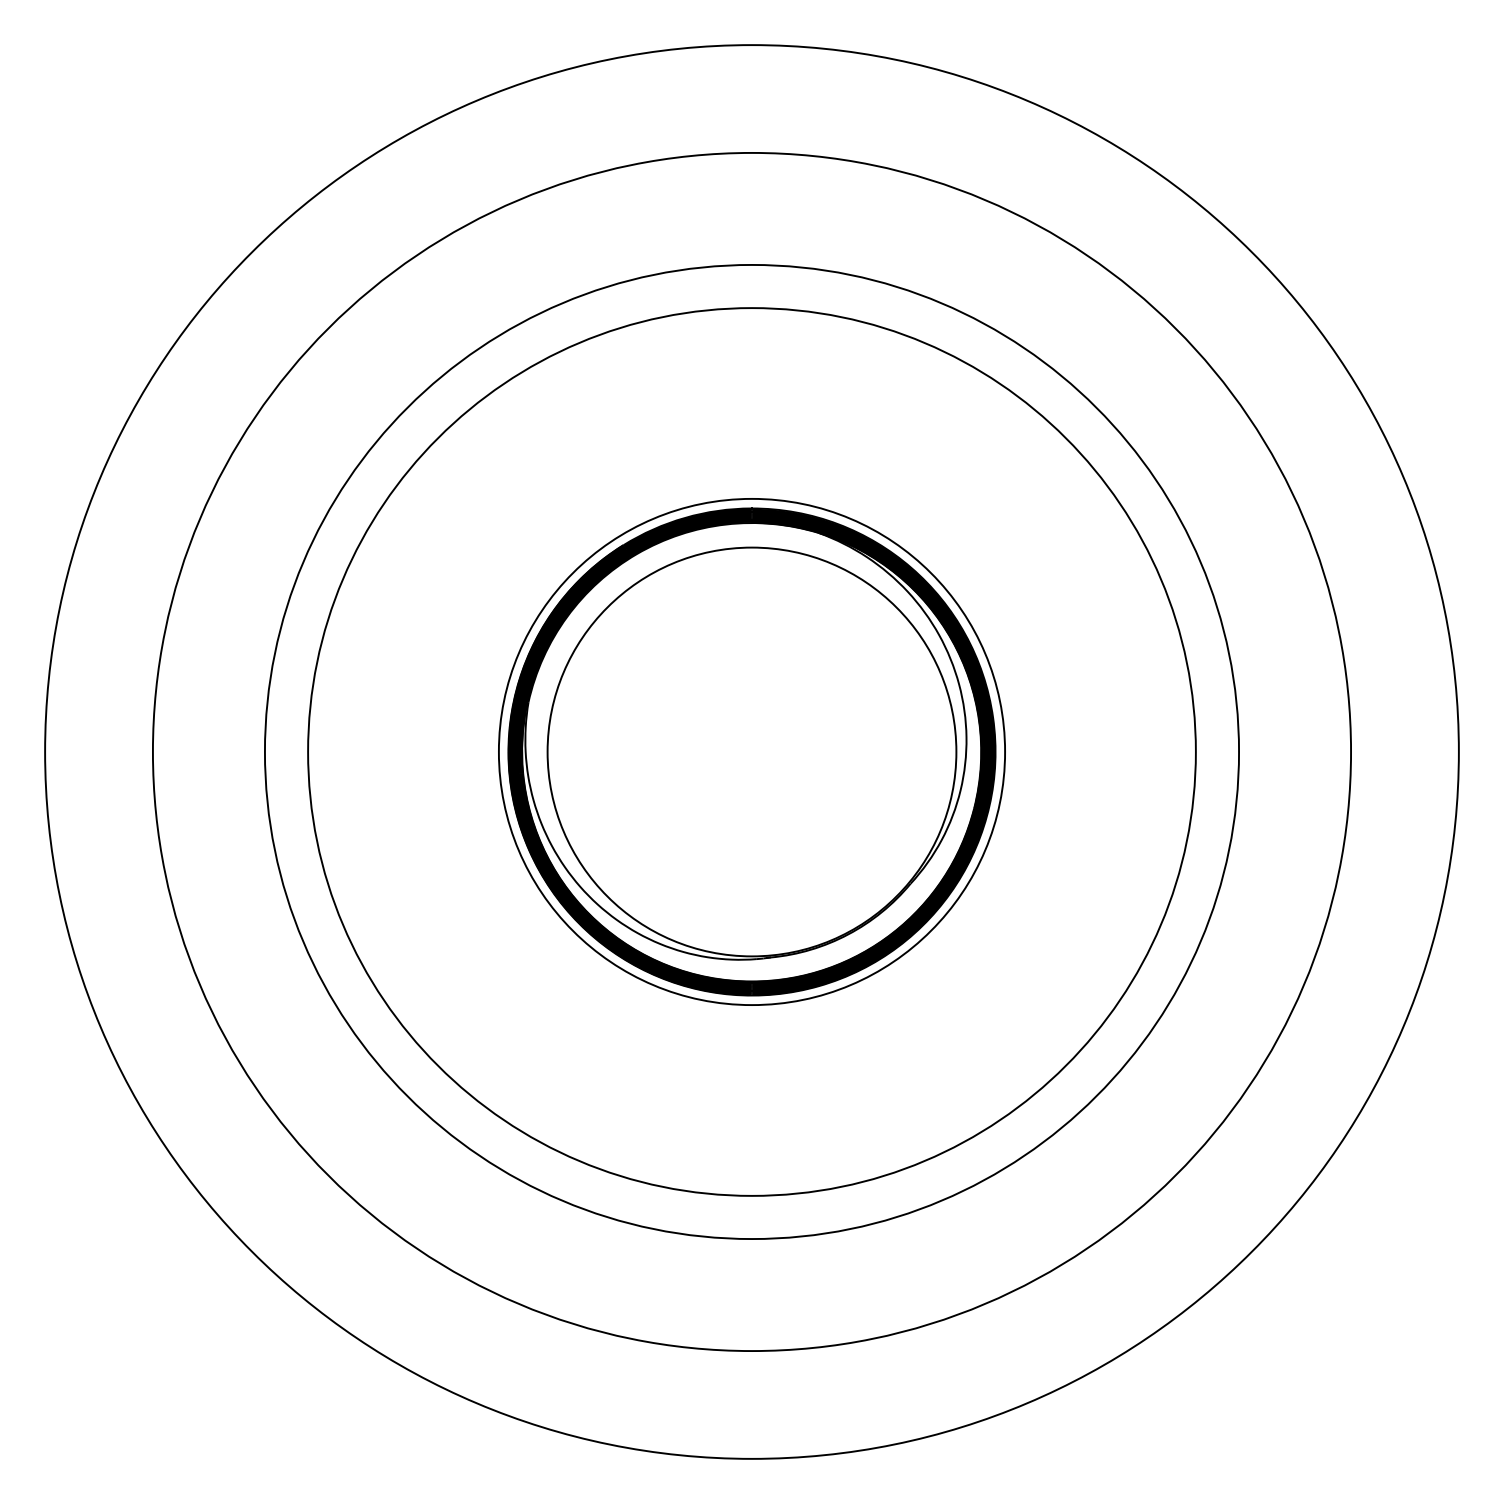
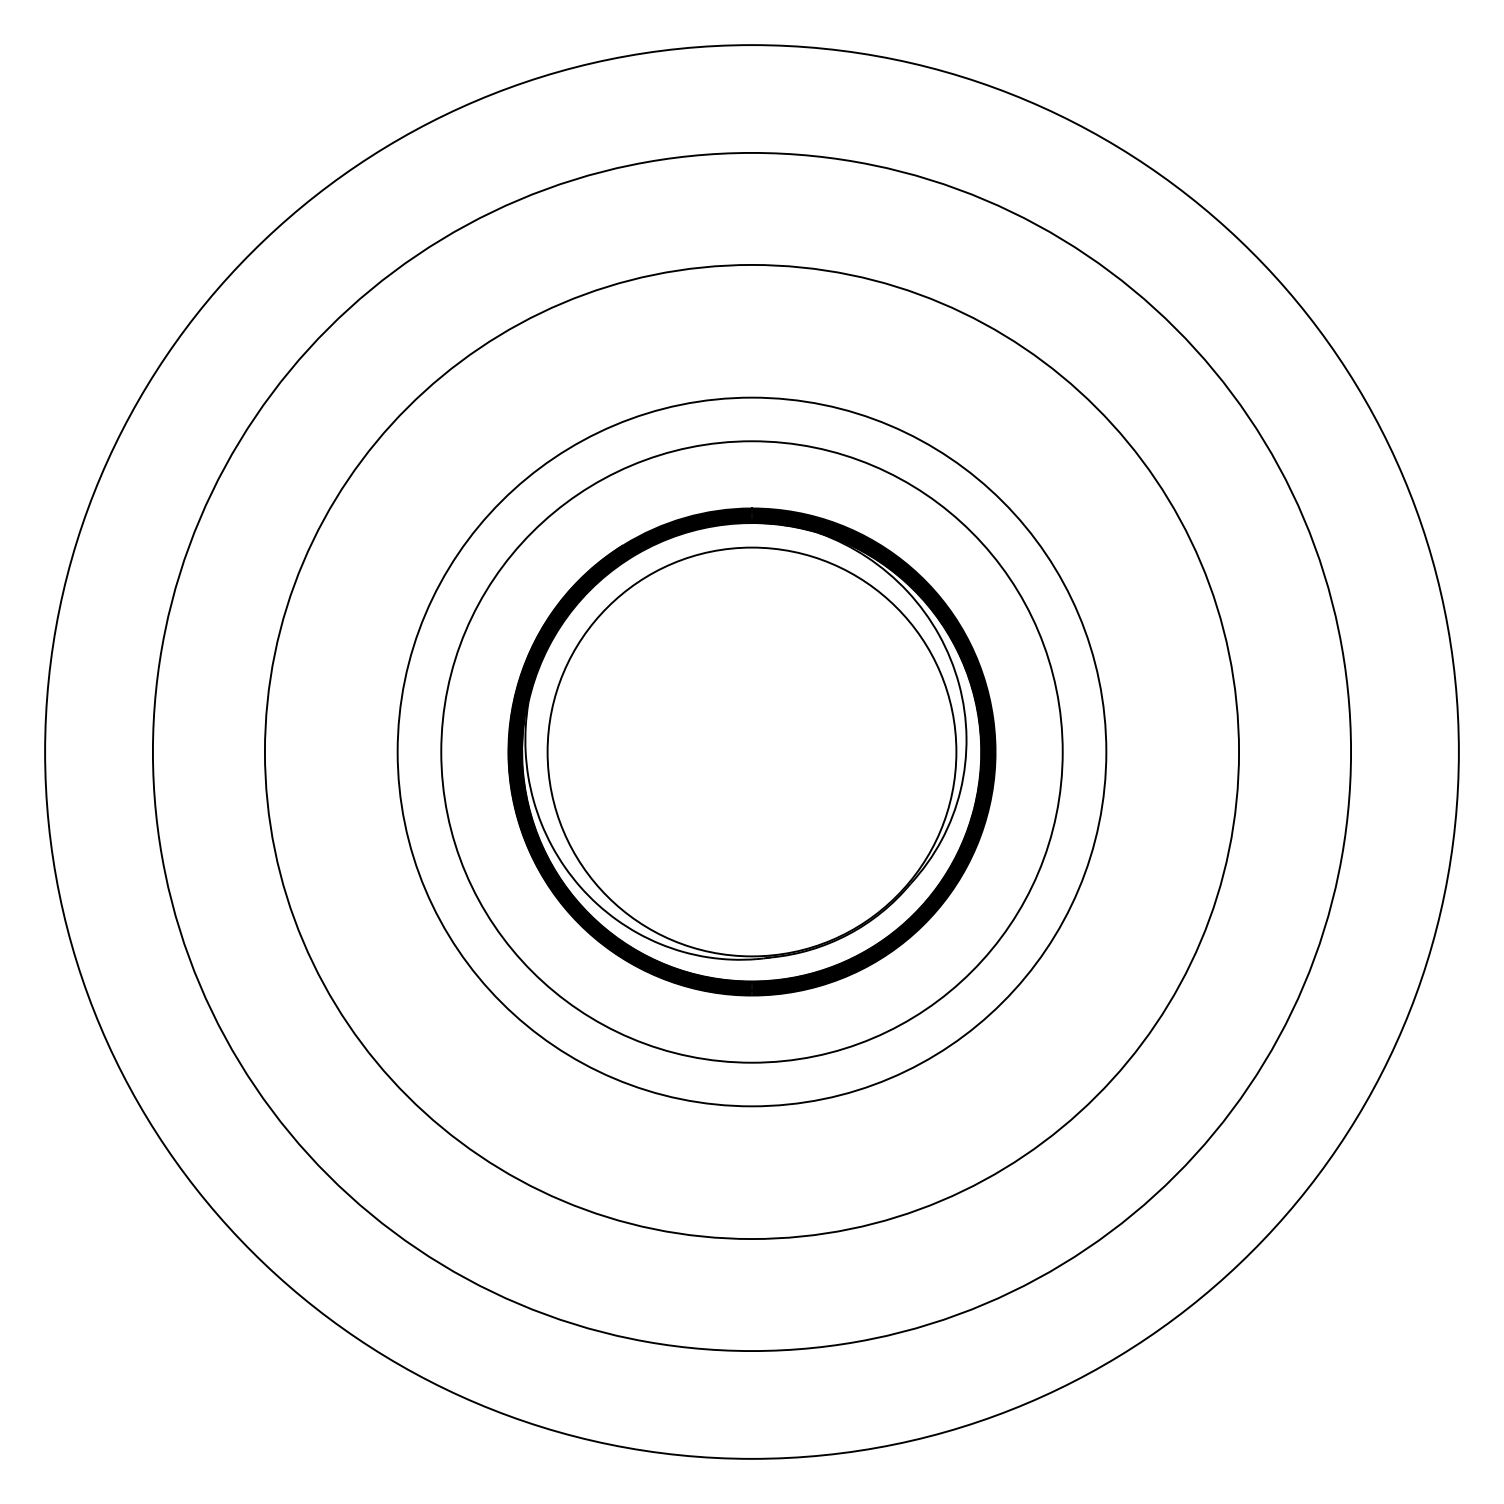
circle diameter: 506 px -> 709 px (751, 751)
circle diameter: 888 px -> 621 px (751, 751)
